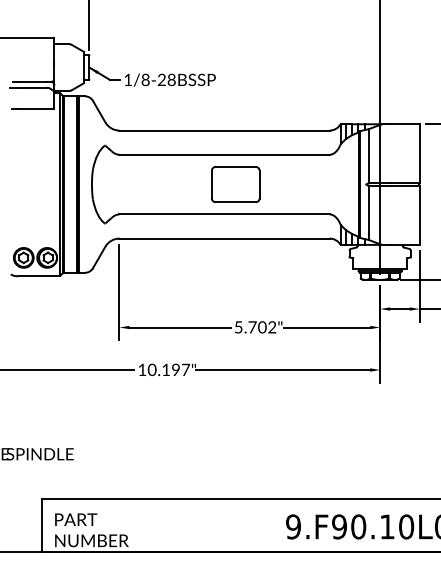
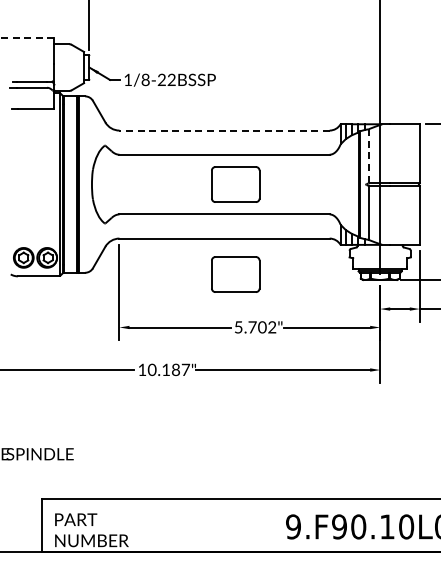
line: solid -> dashed (26, 38)
text: 1/8-28 -> 1/8-22 (171, 80)
line: solid -> dashed (224, 130)
line: solid -> dashed (368, 156)
part: none -> present (235, 274)
text: 10.197" -> 10.187" (175, 370)
